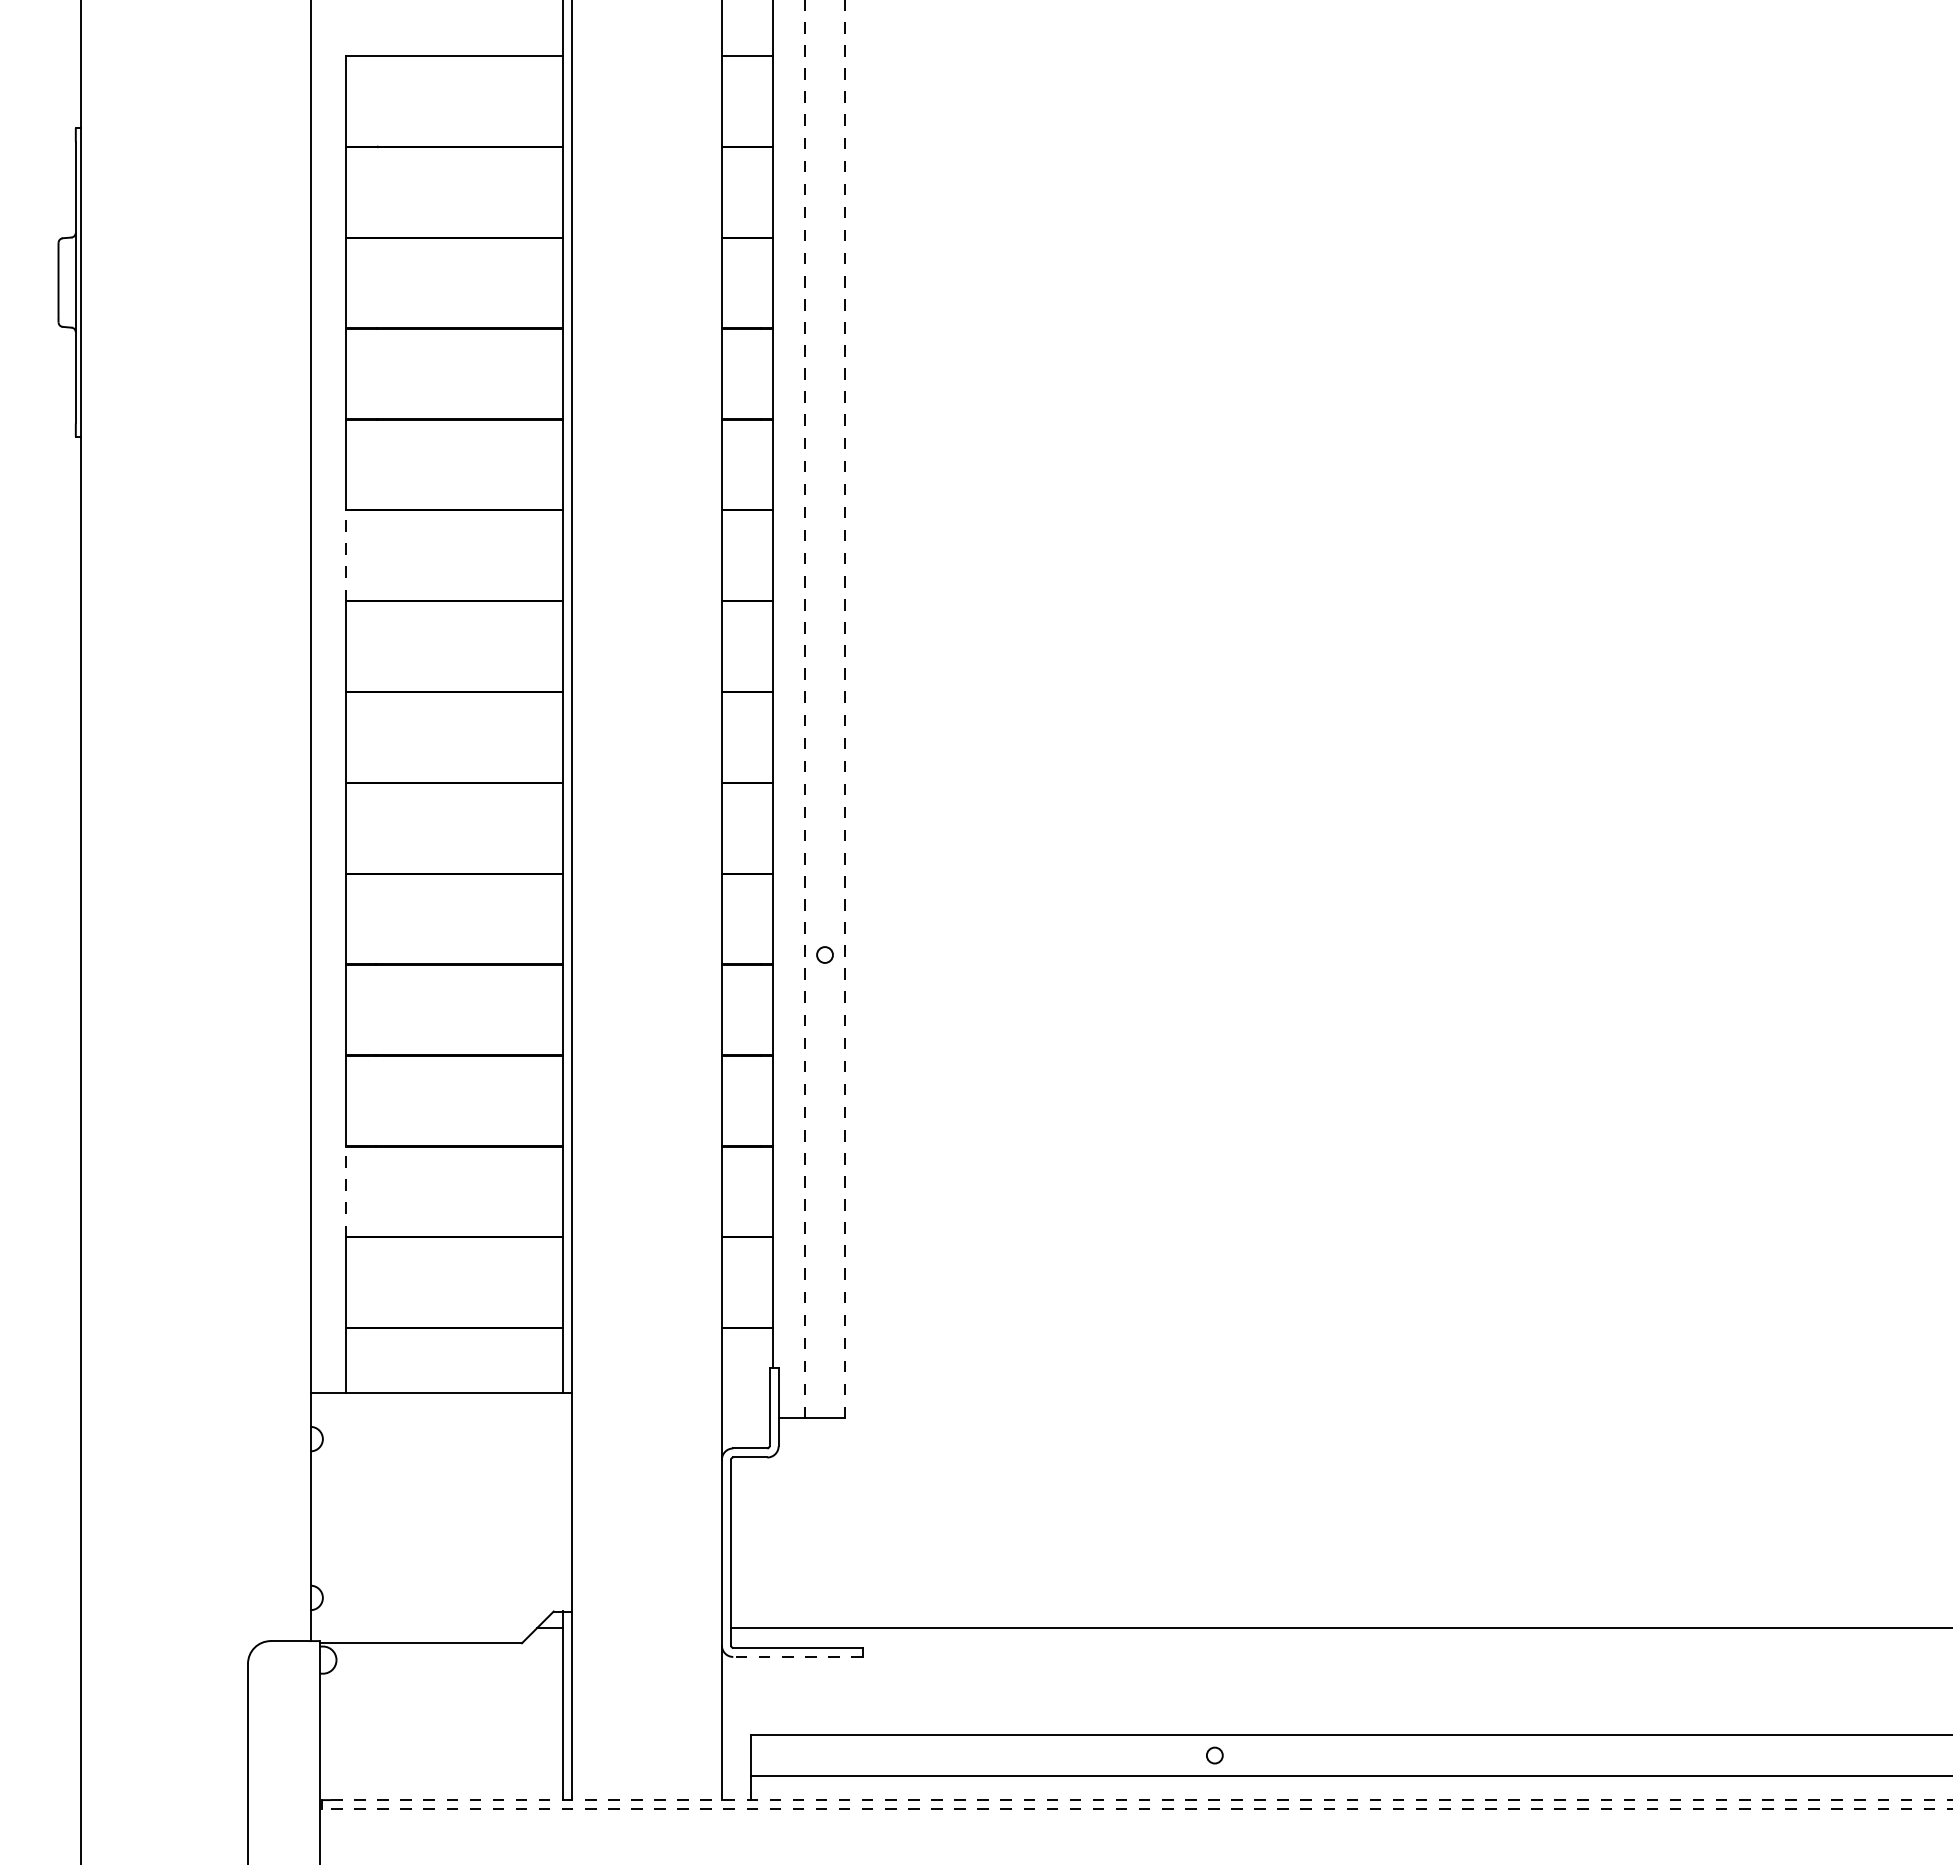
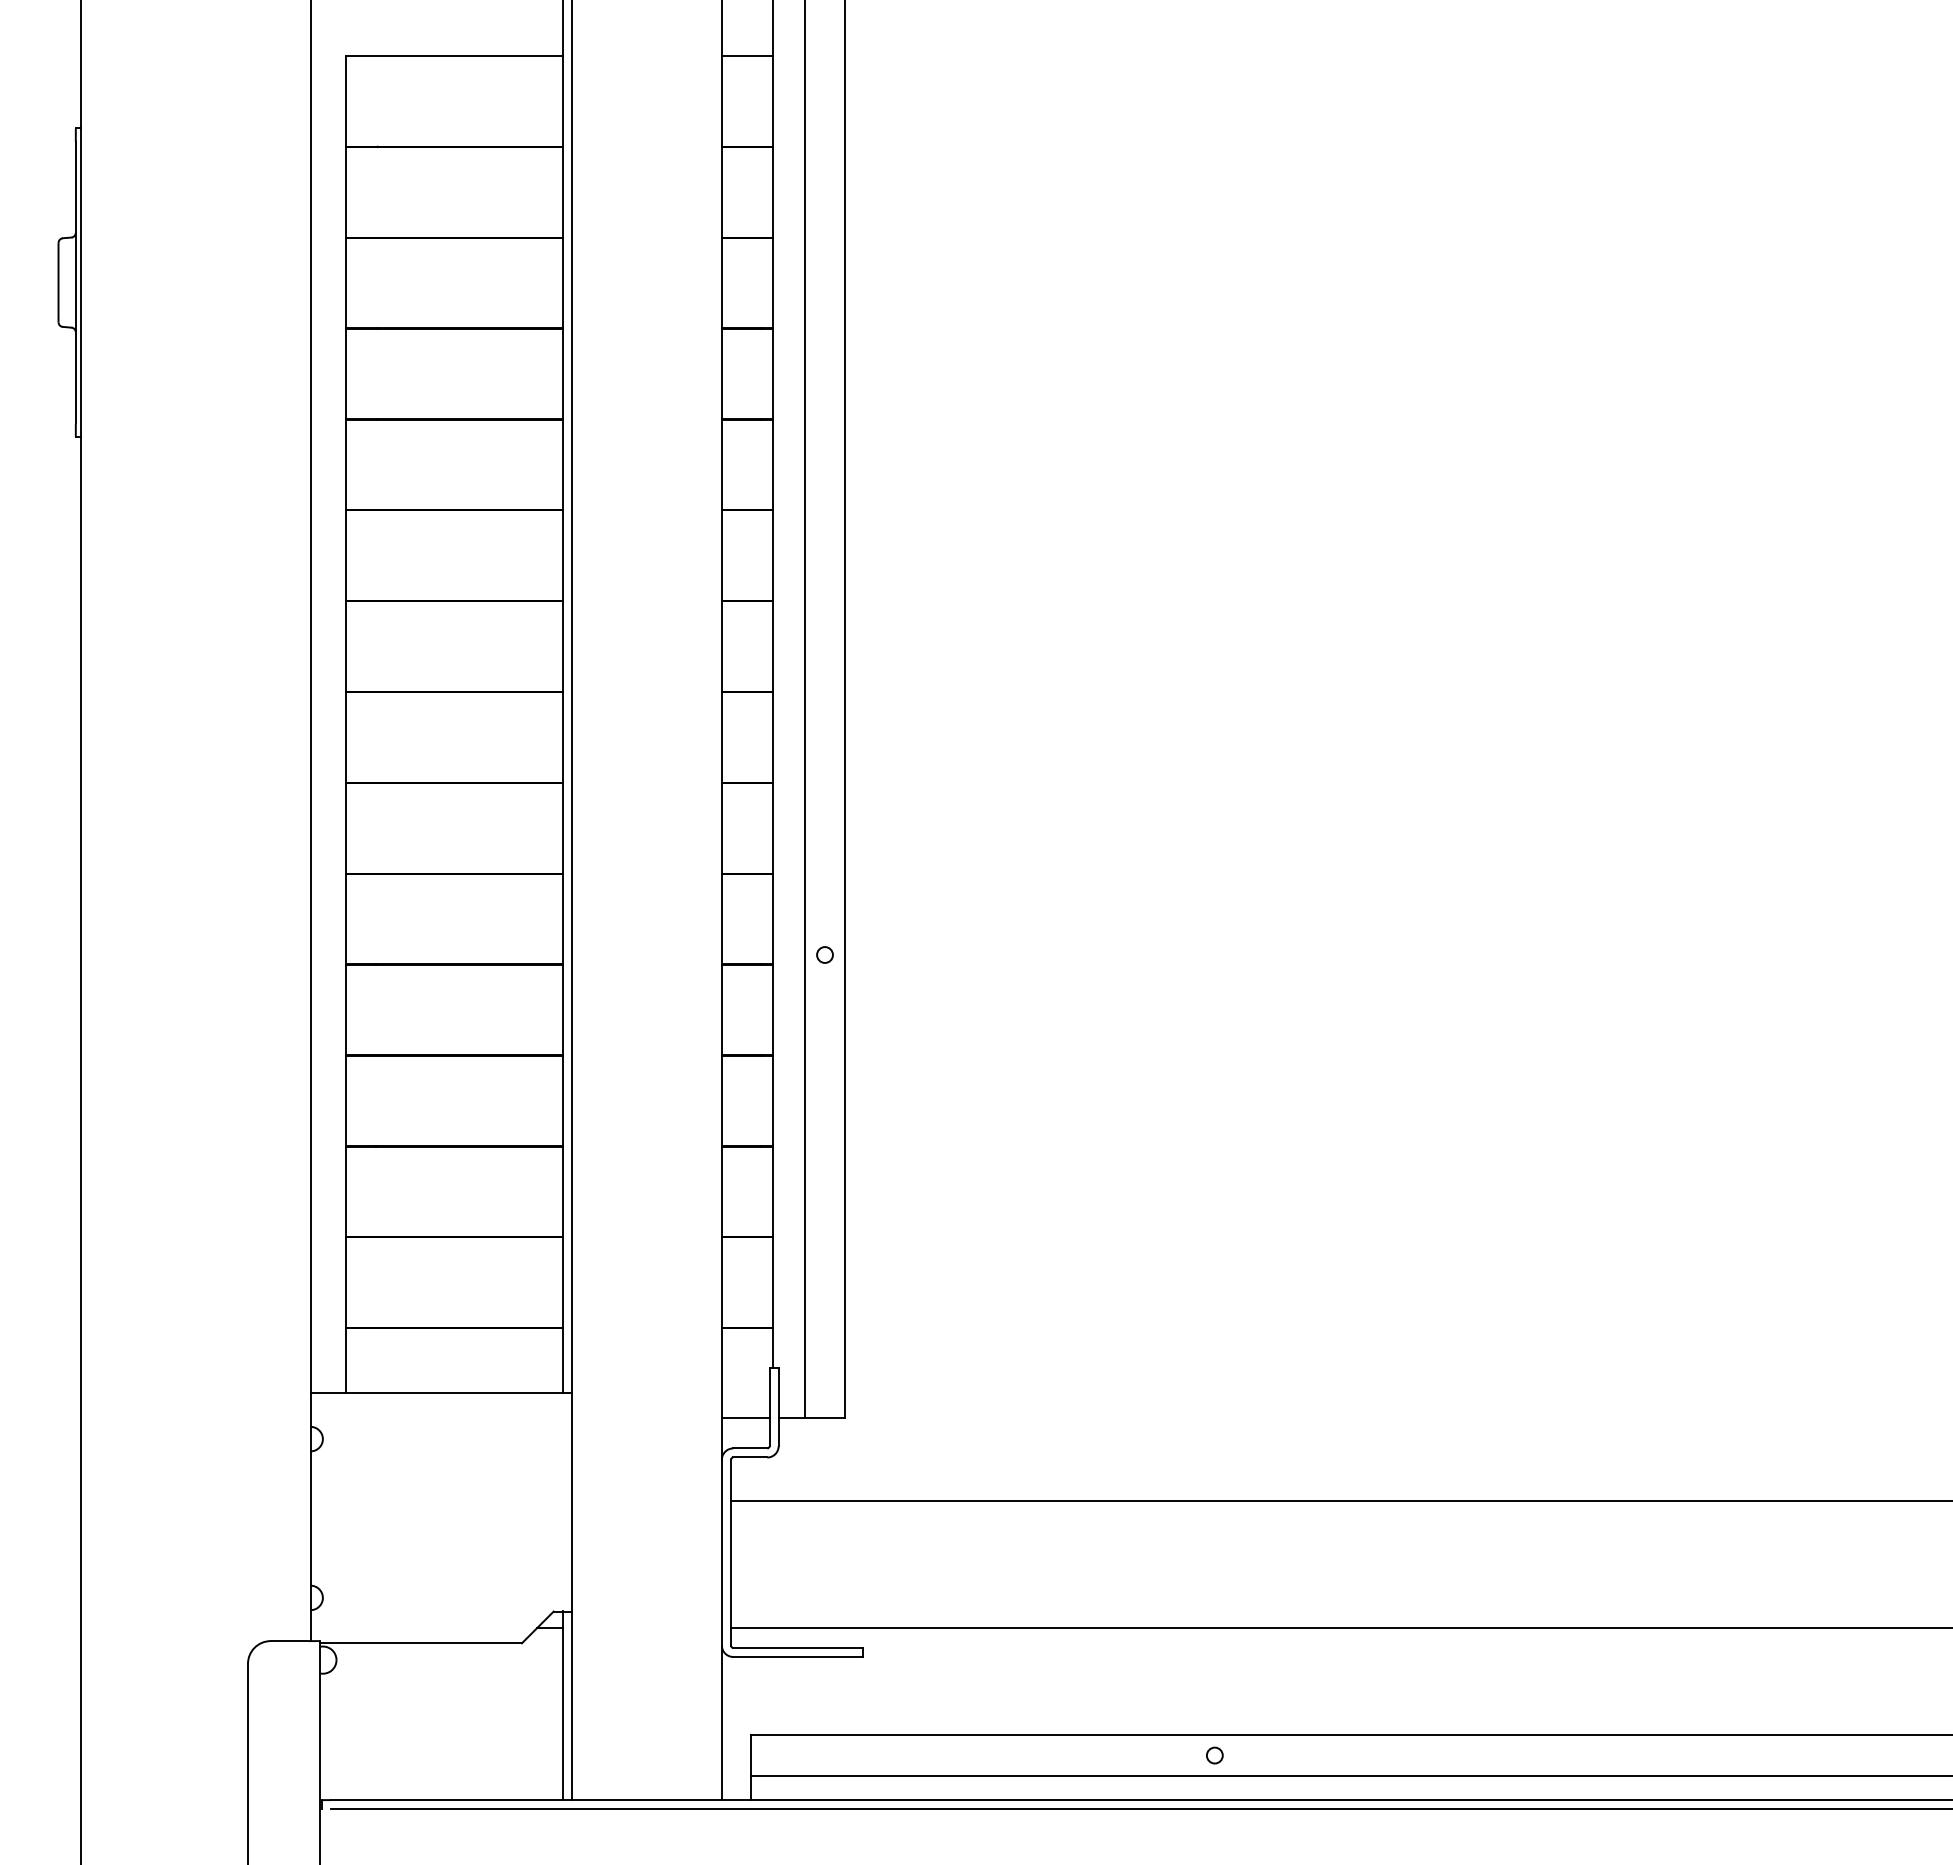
line: dashed -> solid (345, 555)
line: dashed -> solid (804, 709)
line: dashed -> solid (845, 709)
line: dashed -> solid (345, 1191)
line: none -> present (745, 1418)
line: none -> present (1339, 1500)
line: dashed -> solid (798, 1657)
line: dashed -> solid (1141, 1800)
line: dashed -> solid (1141, 1809)
